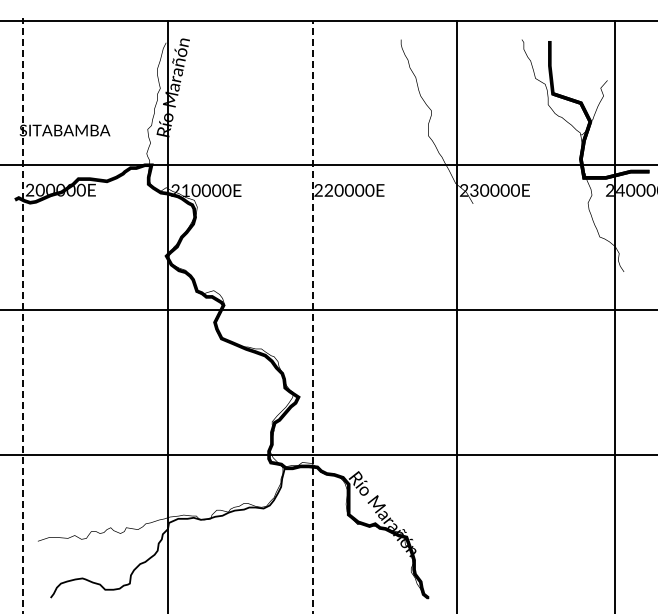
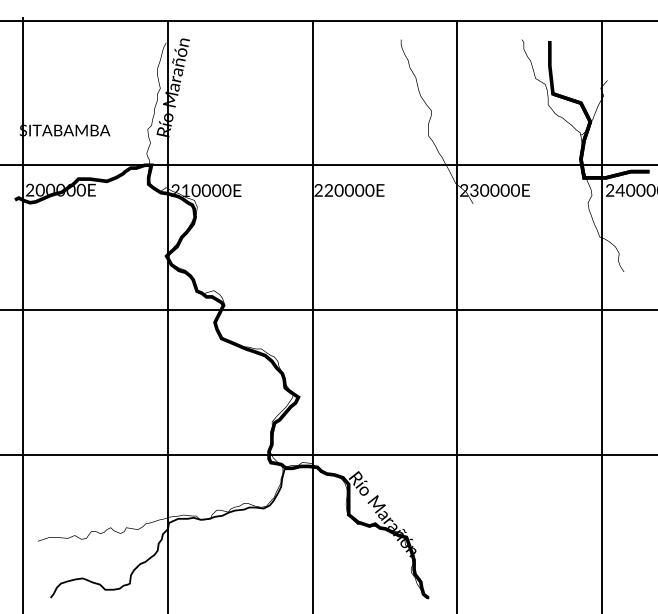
line: dashed -> solid (23, 315)
line position: (615, 315) -> (602, 315) (602, 315)
line: dashed -> solid (312, 316)
